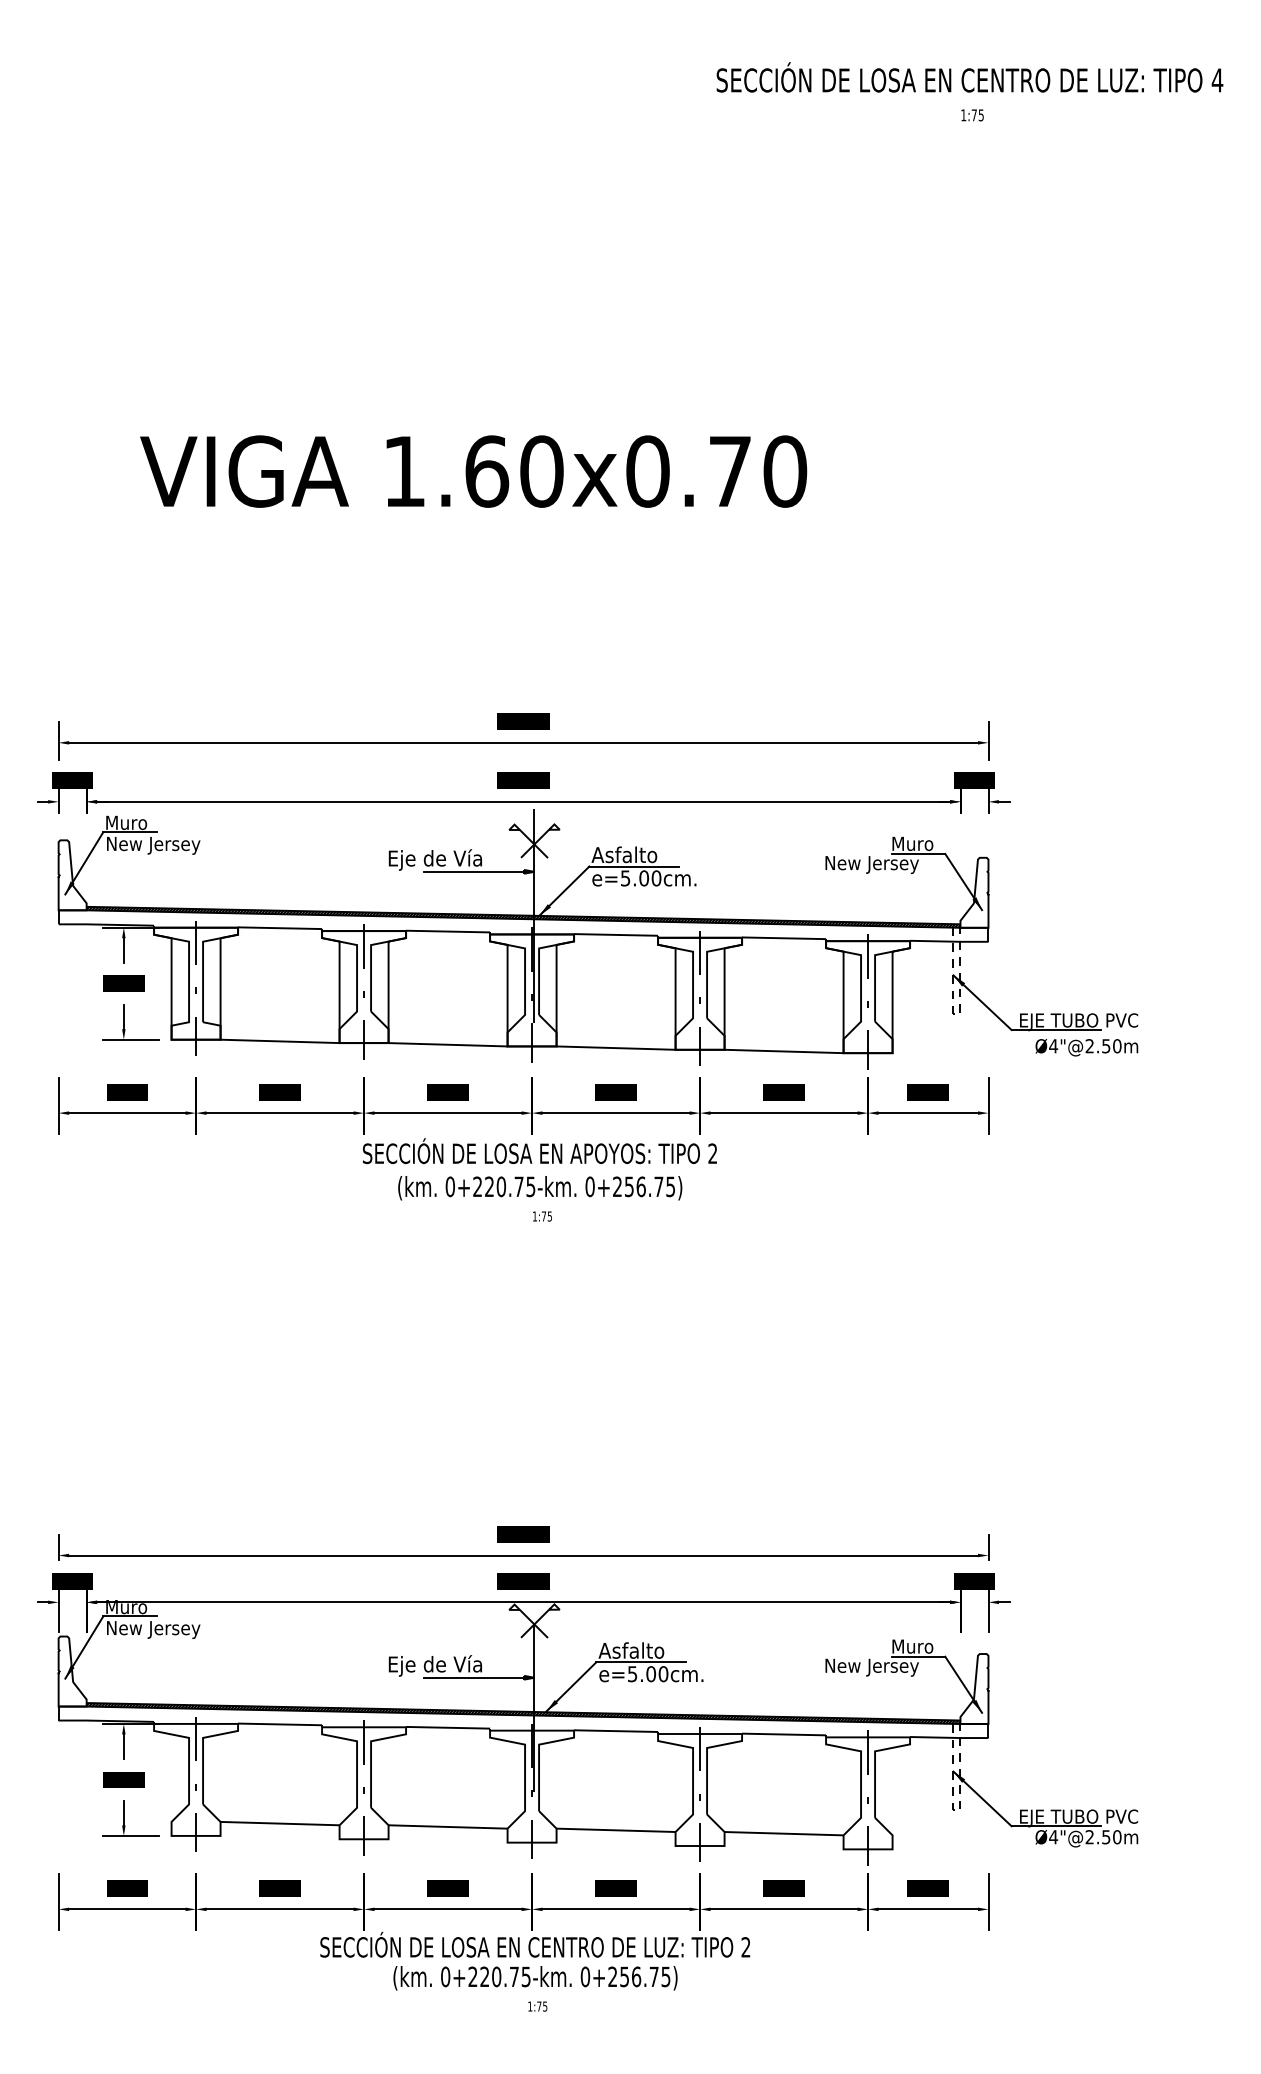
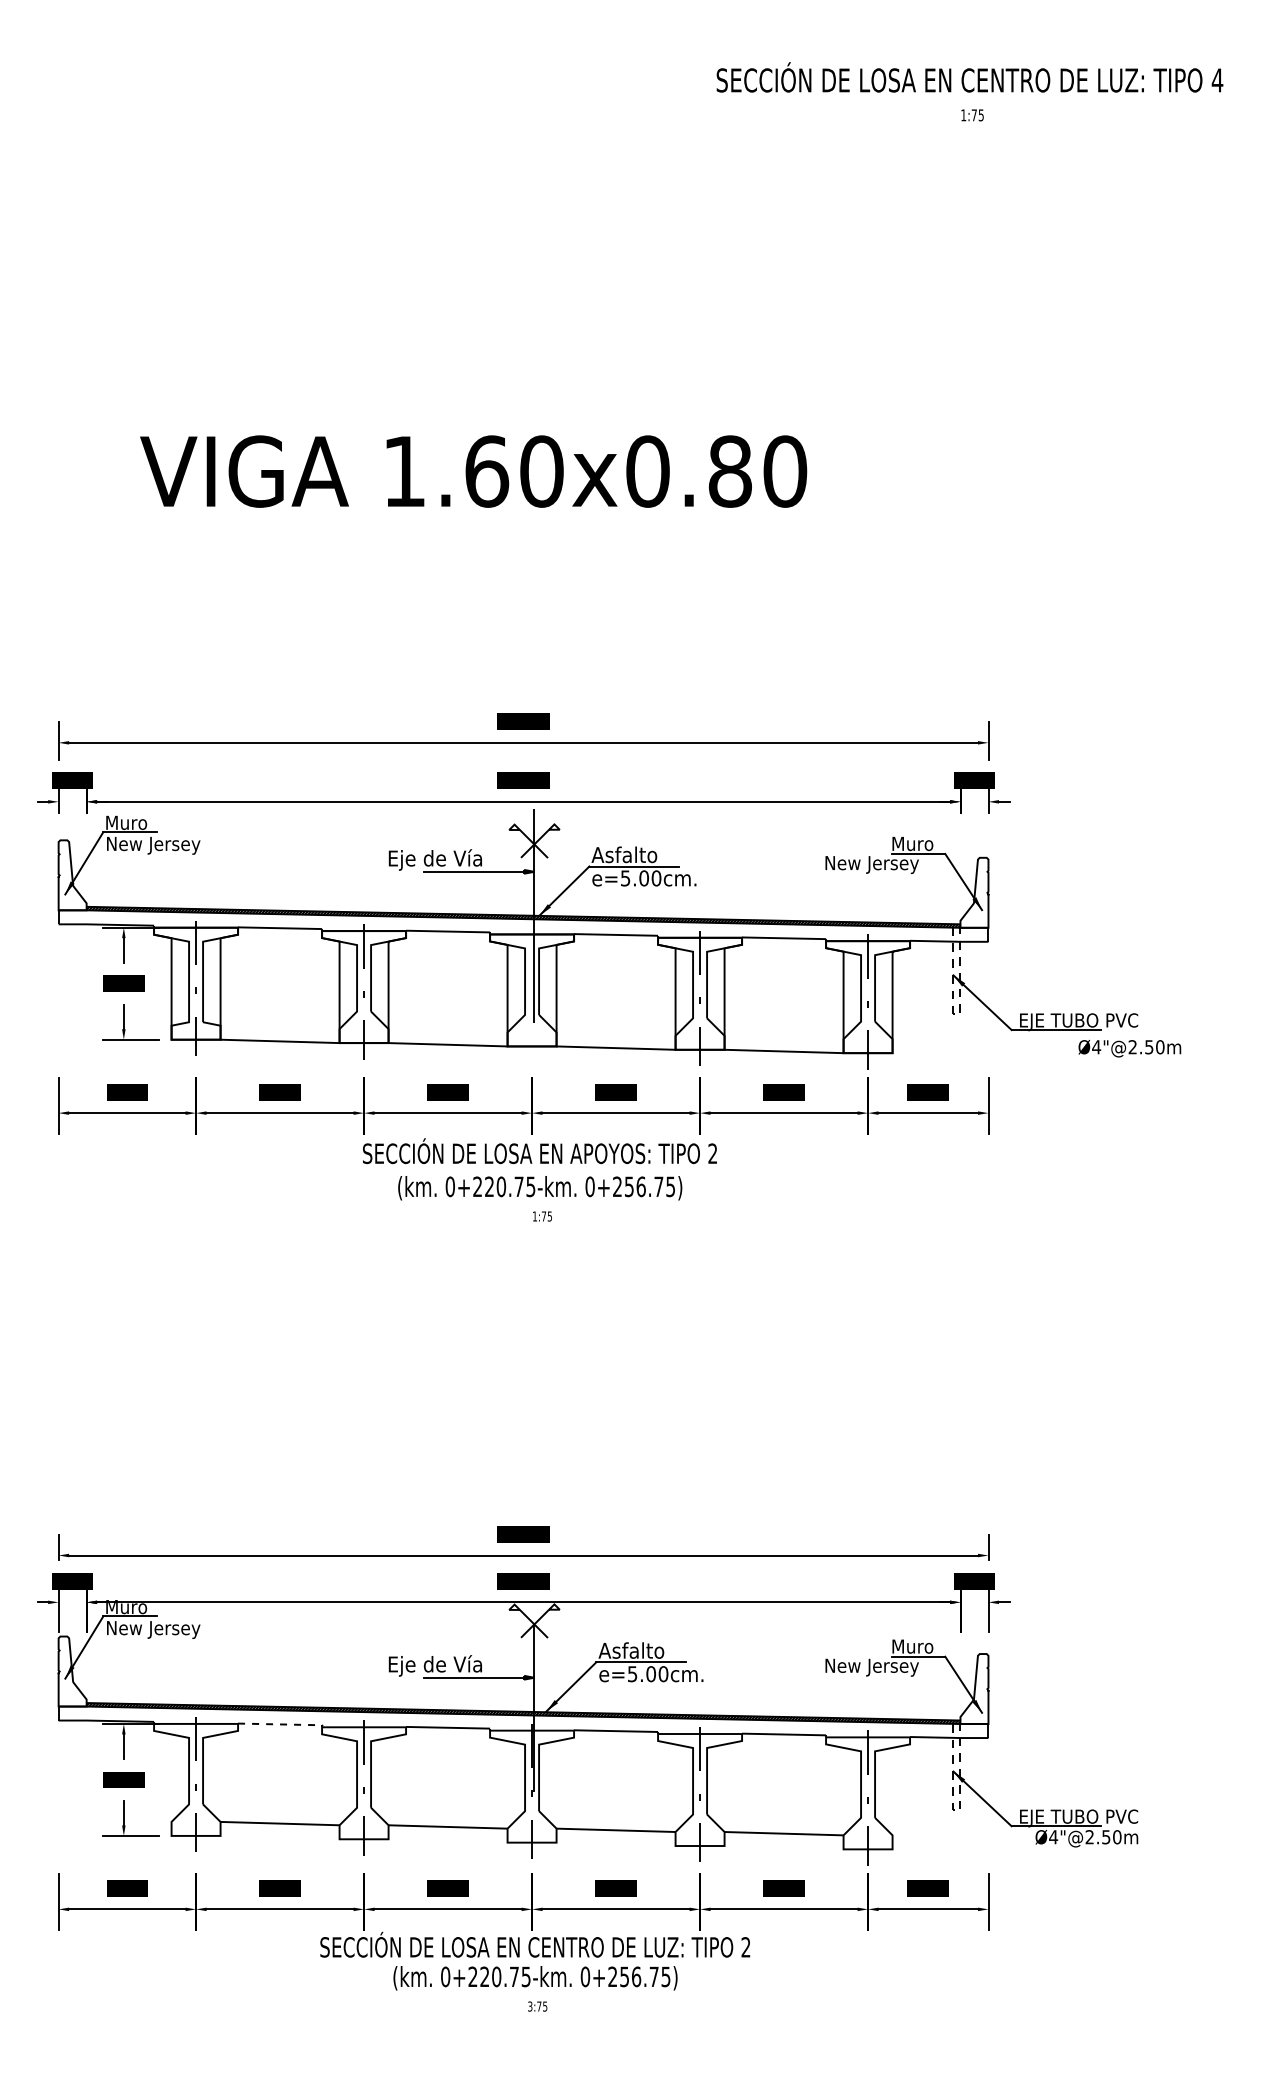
text: 1.60x0.70 -> 1.60x0.80 (729, 471)
line: present -> none (532, 994)
text position: (1086, 1047) -> (1129, 1048) (1129, 1048)
line: solid -> dashed (279, 1724)
text: 1:75 -> 3:75 (530, 2006)
